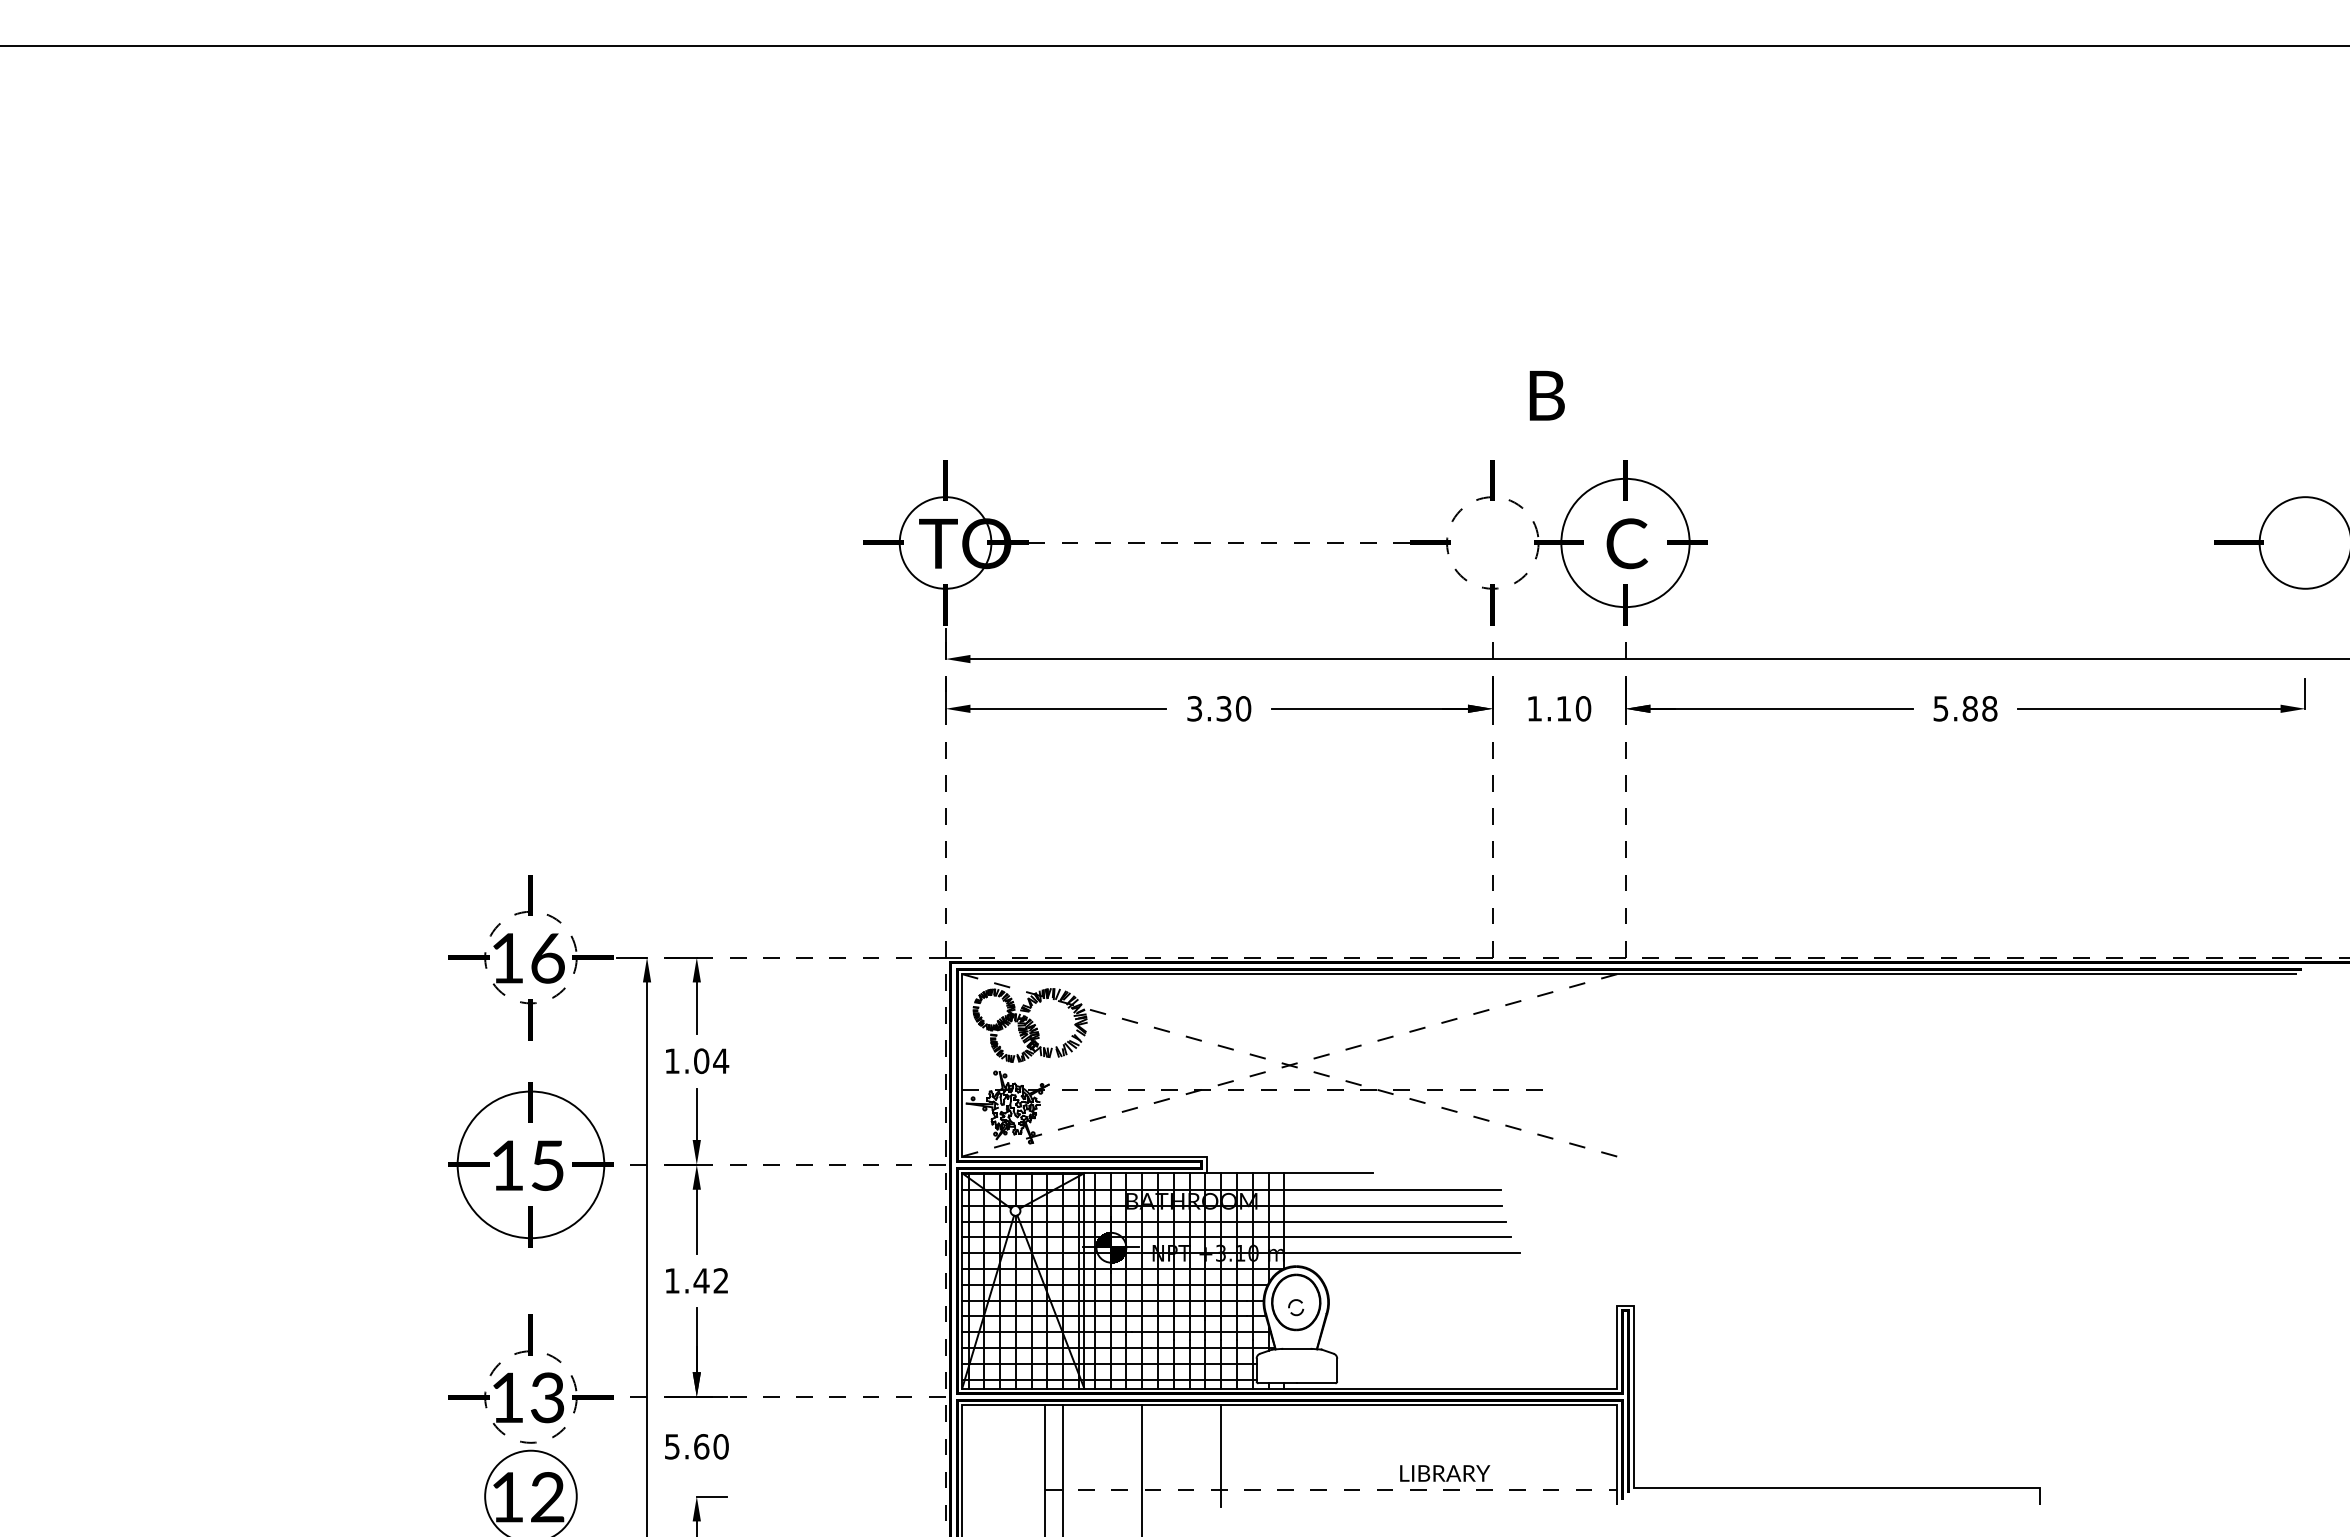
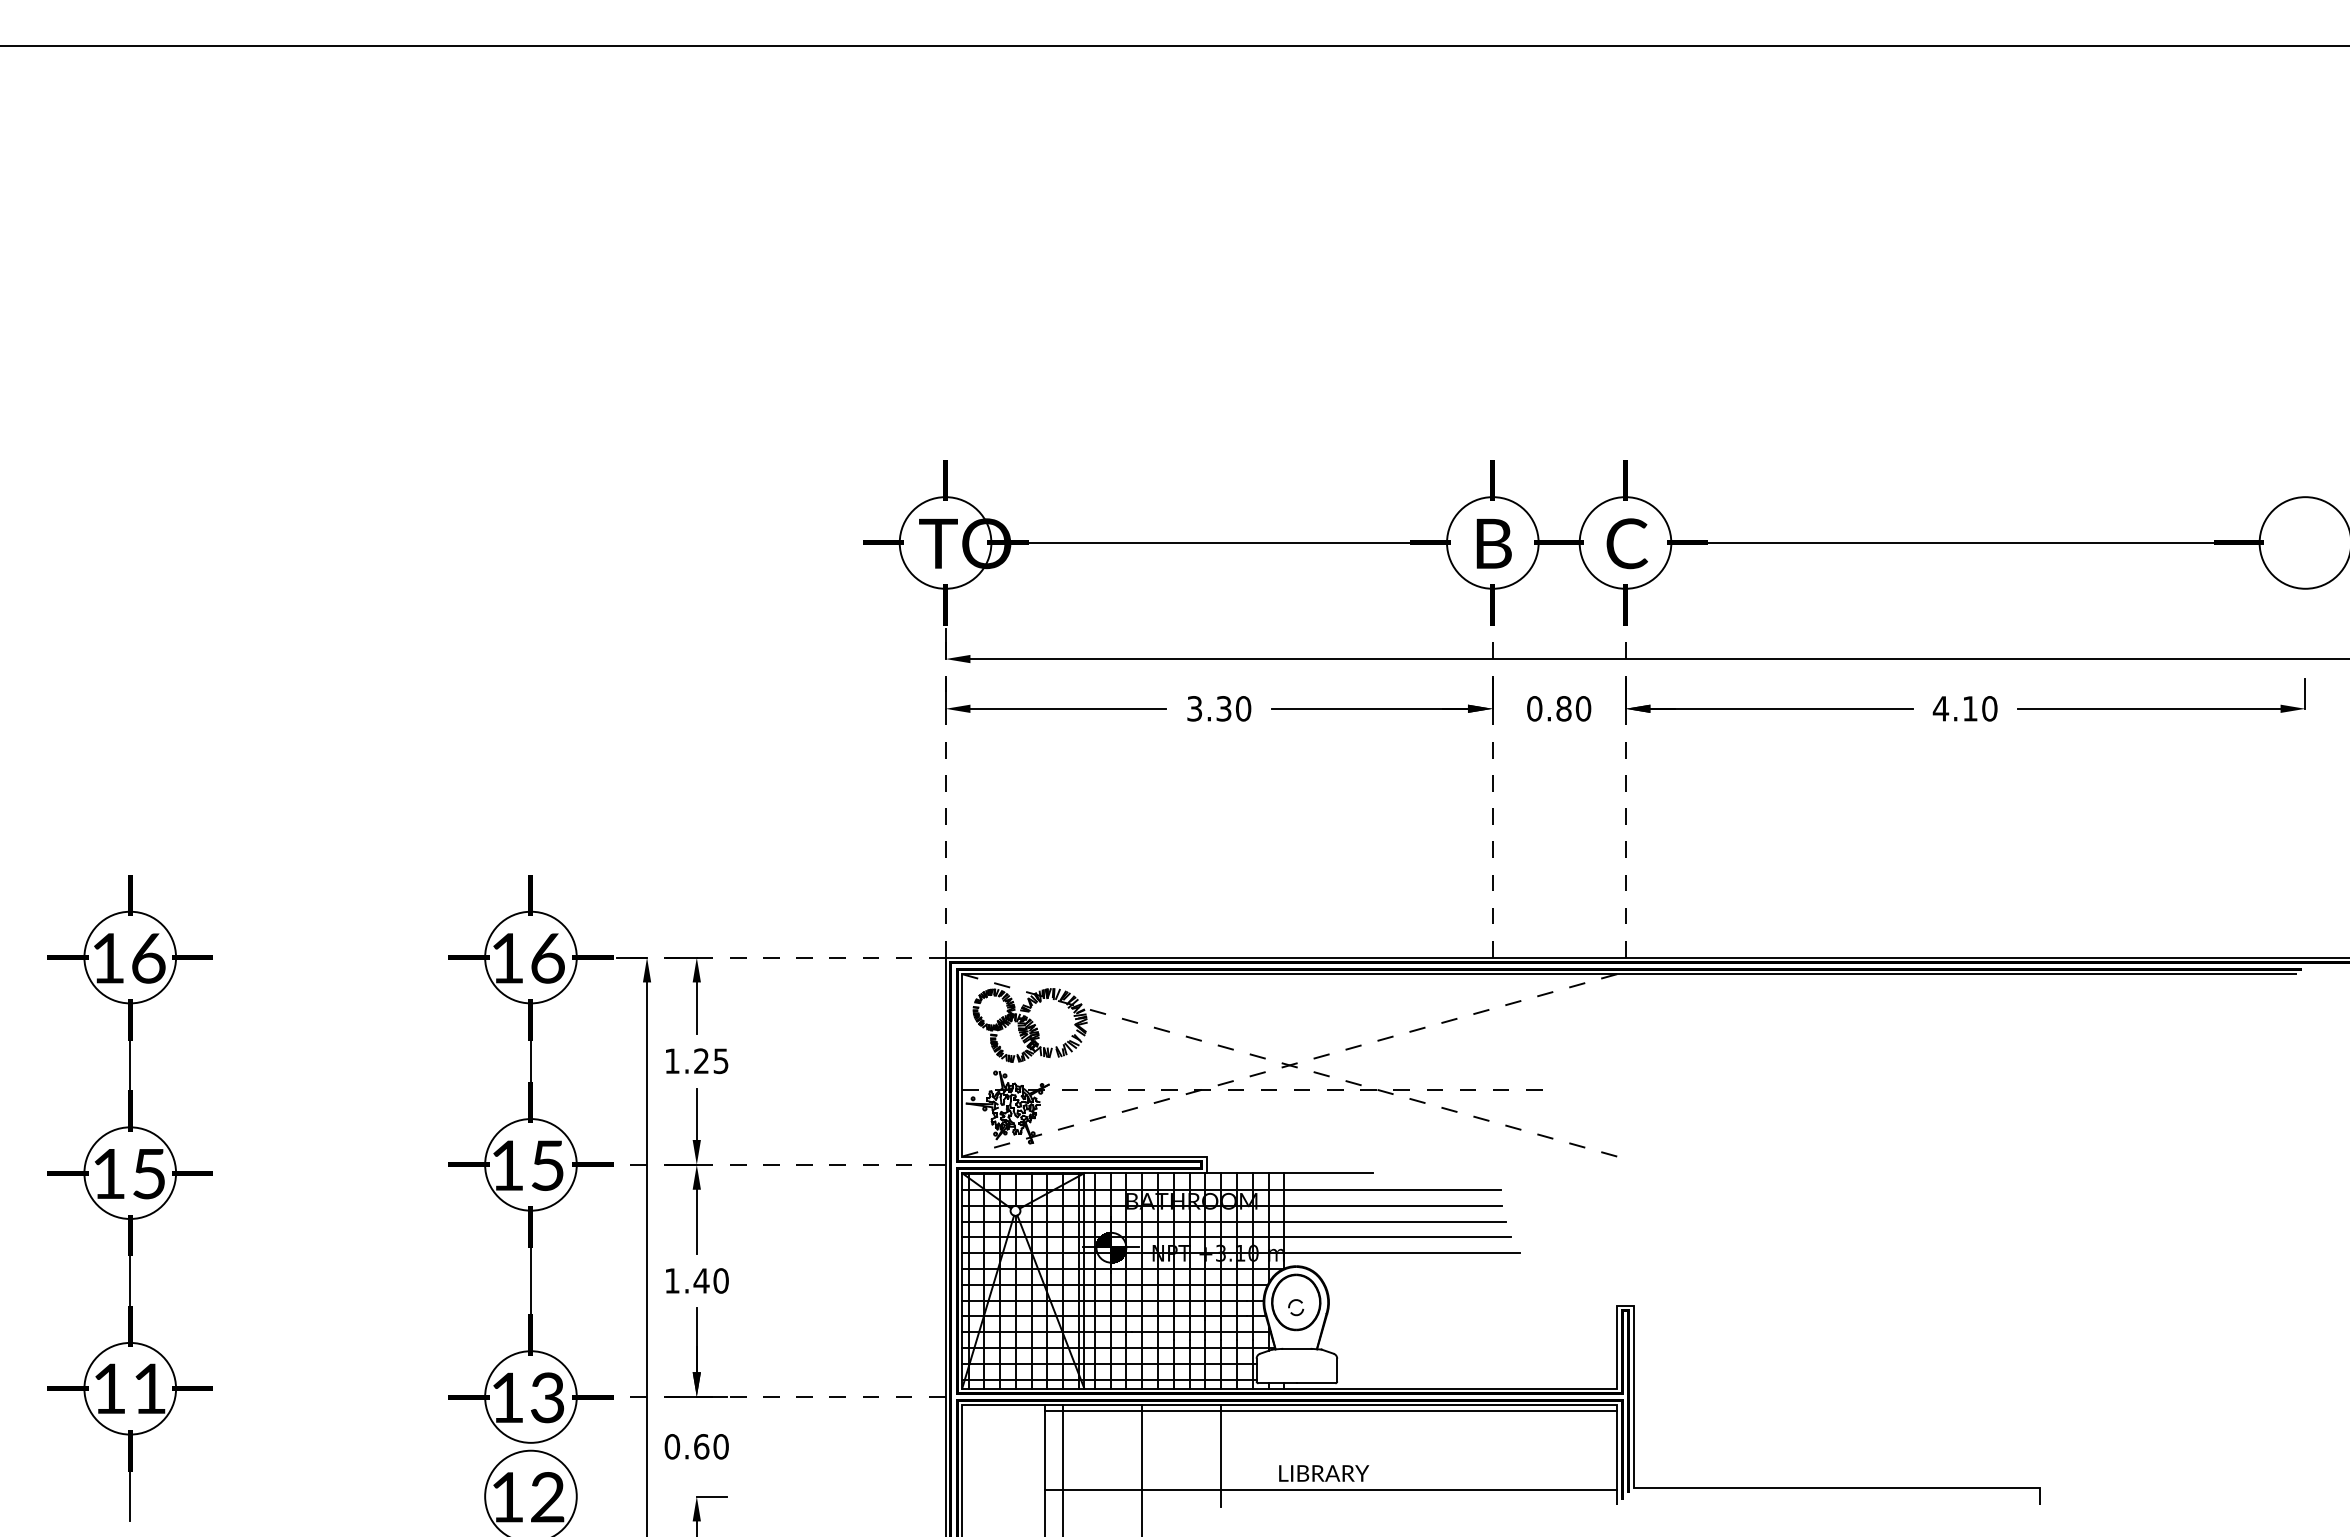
text position: (1546, 395) -> (1493, 543) (1493, 543)
line: dashed -> solid (1219, 542)
circle: dashed -> solid (1492, 542)
circle diameter: 128 px -> 92 px (1625, 542)
line: none -> present (1961, 542)
text: 1.10 -> 0.80 (1549, 708)
text: 5.88 -> 4.10 (1964, 708)
circle: dashed -> solid (530, 957)
line: dashed -> solid (1357, 957)
line: none -> present (530, 1060)
text: 1.04 -> 1.25 (711, 1061)
circle diameter: 147 px -> 92 px (530, 1164)
part: none -> present (129, 1198)
line: none -> present (530, 1280)
text: 1.42 -> 1.40 (720, 1280)
circle: dashed -> solid (530, 1396)
line: none -> present (1331, 1411)
text: 5.60 -> 0.60 (672, 1446)
text position: (1445, 1473) -> (1324, 1473) (1324, 1473)
line: dashed -> solid (1331, 1490)
